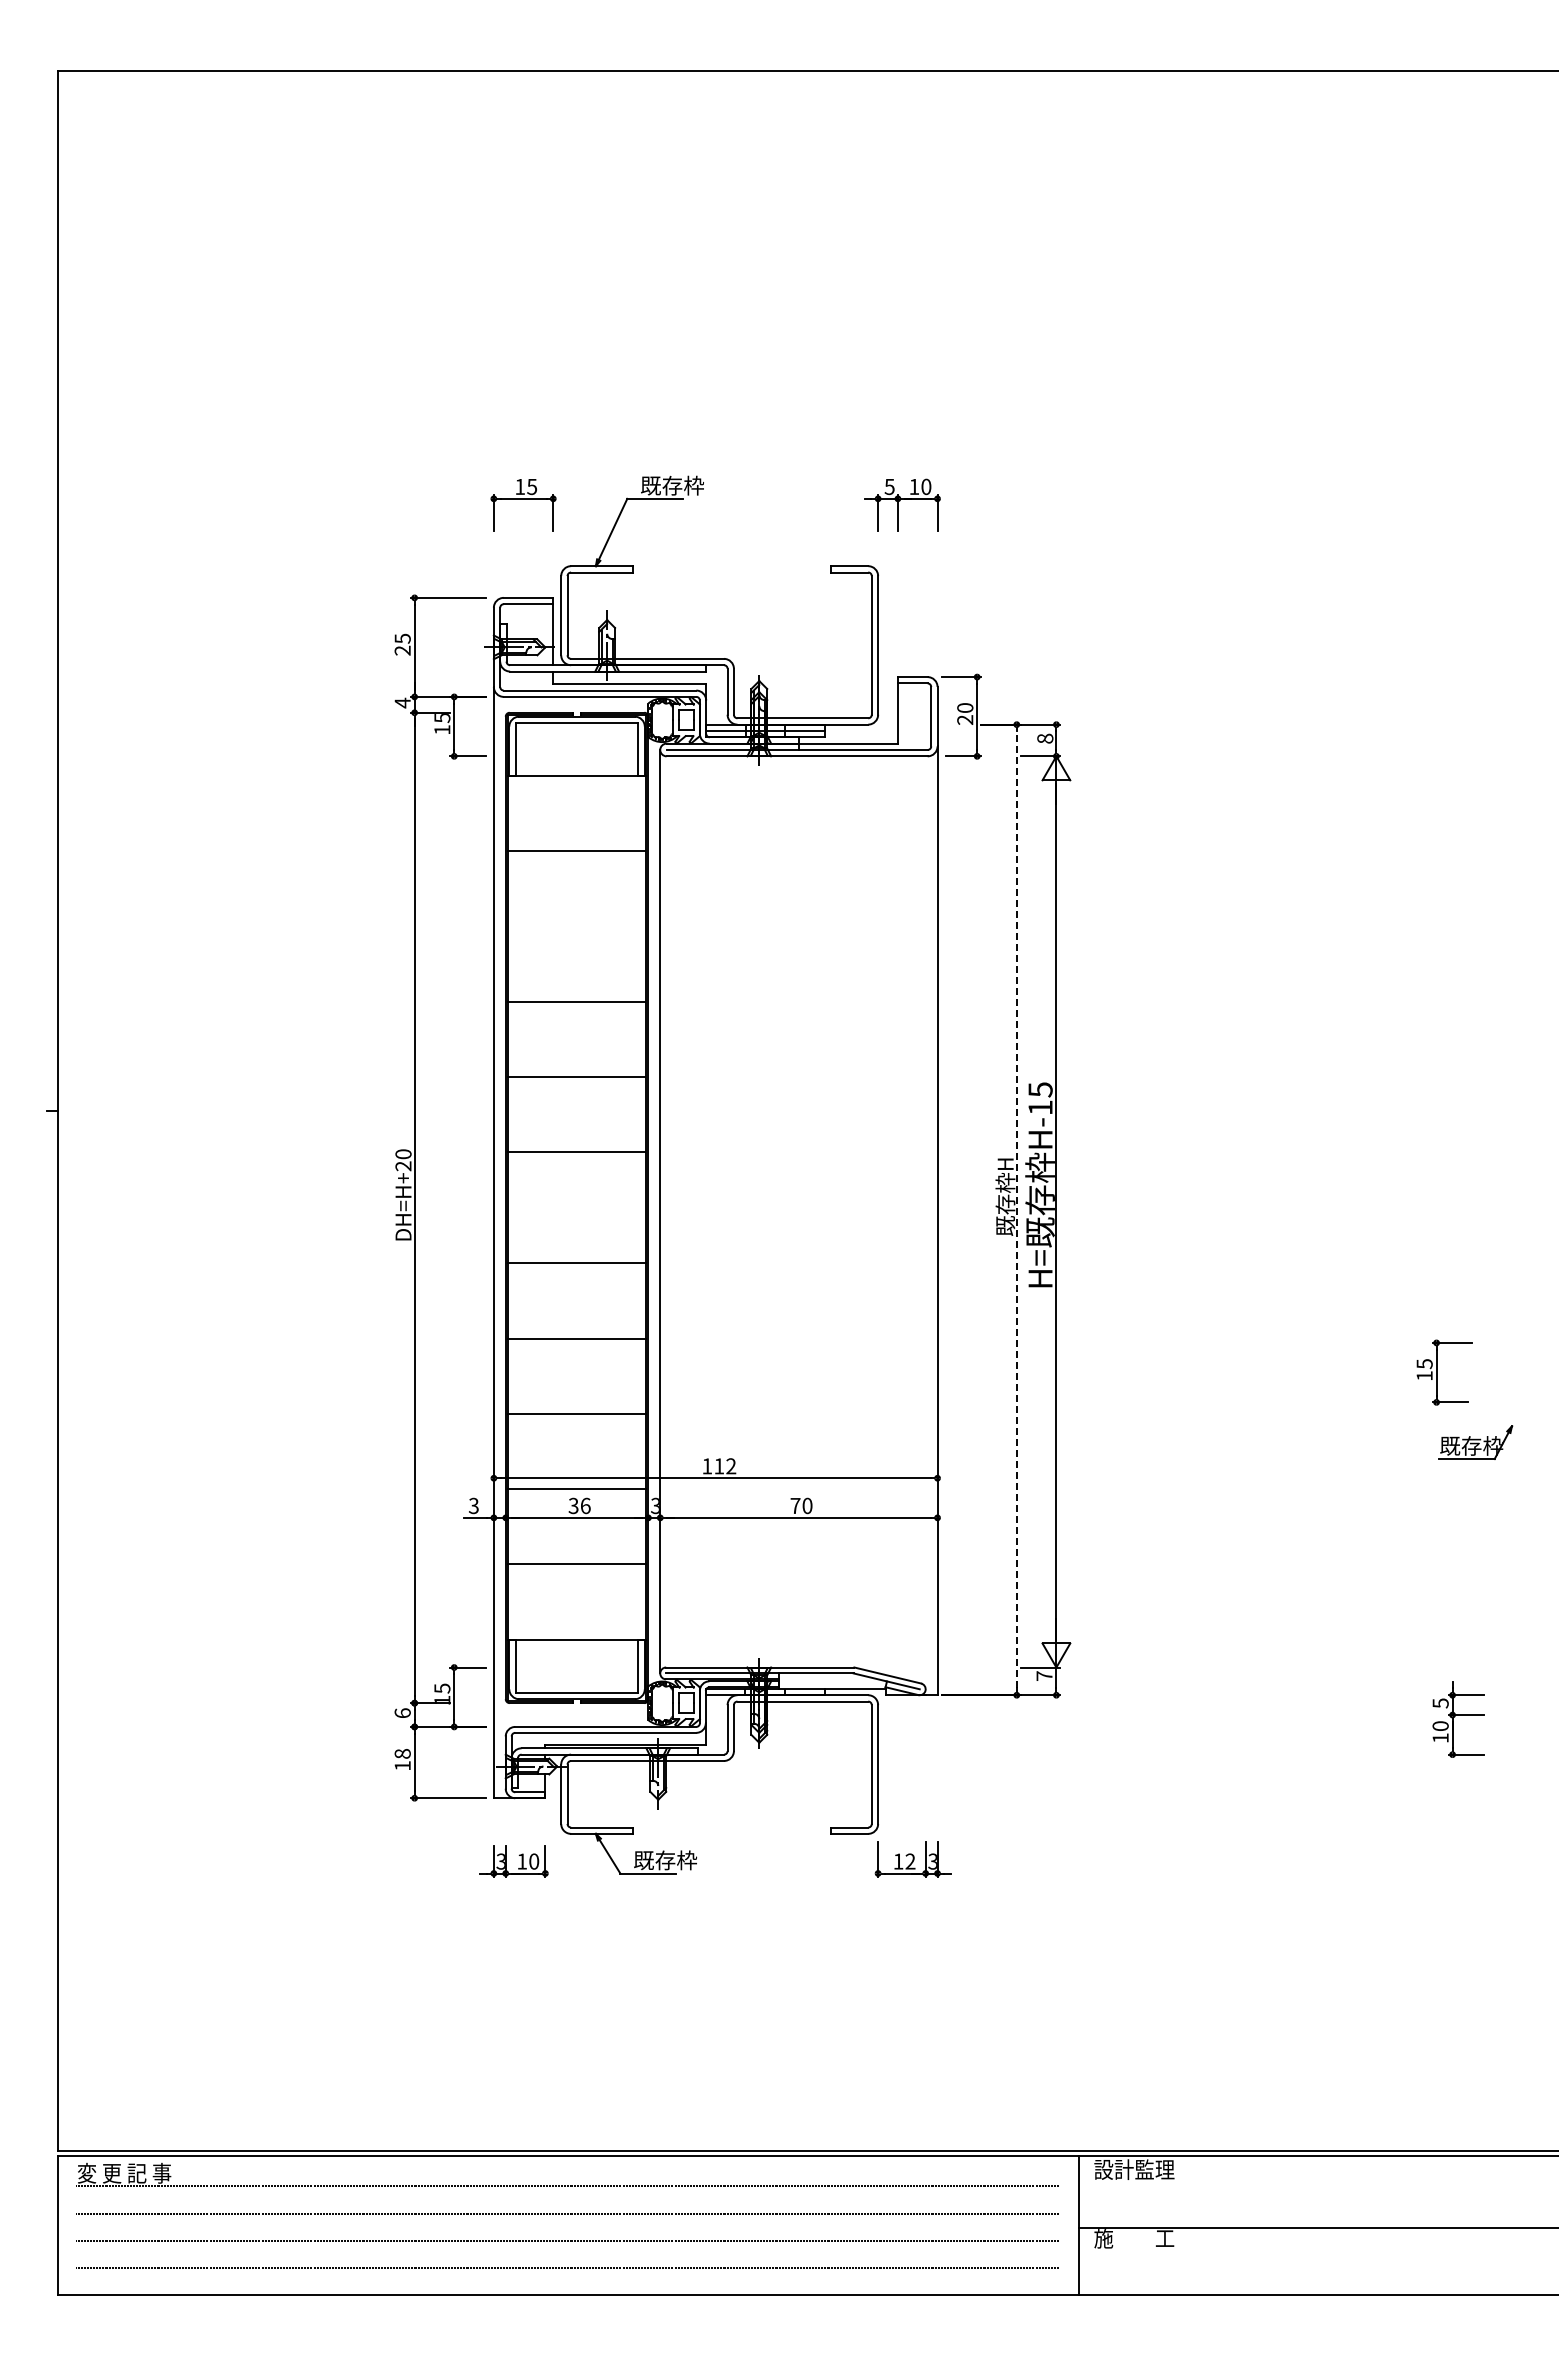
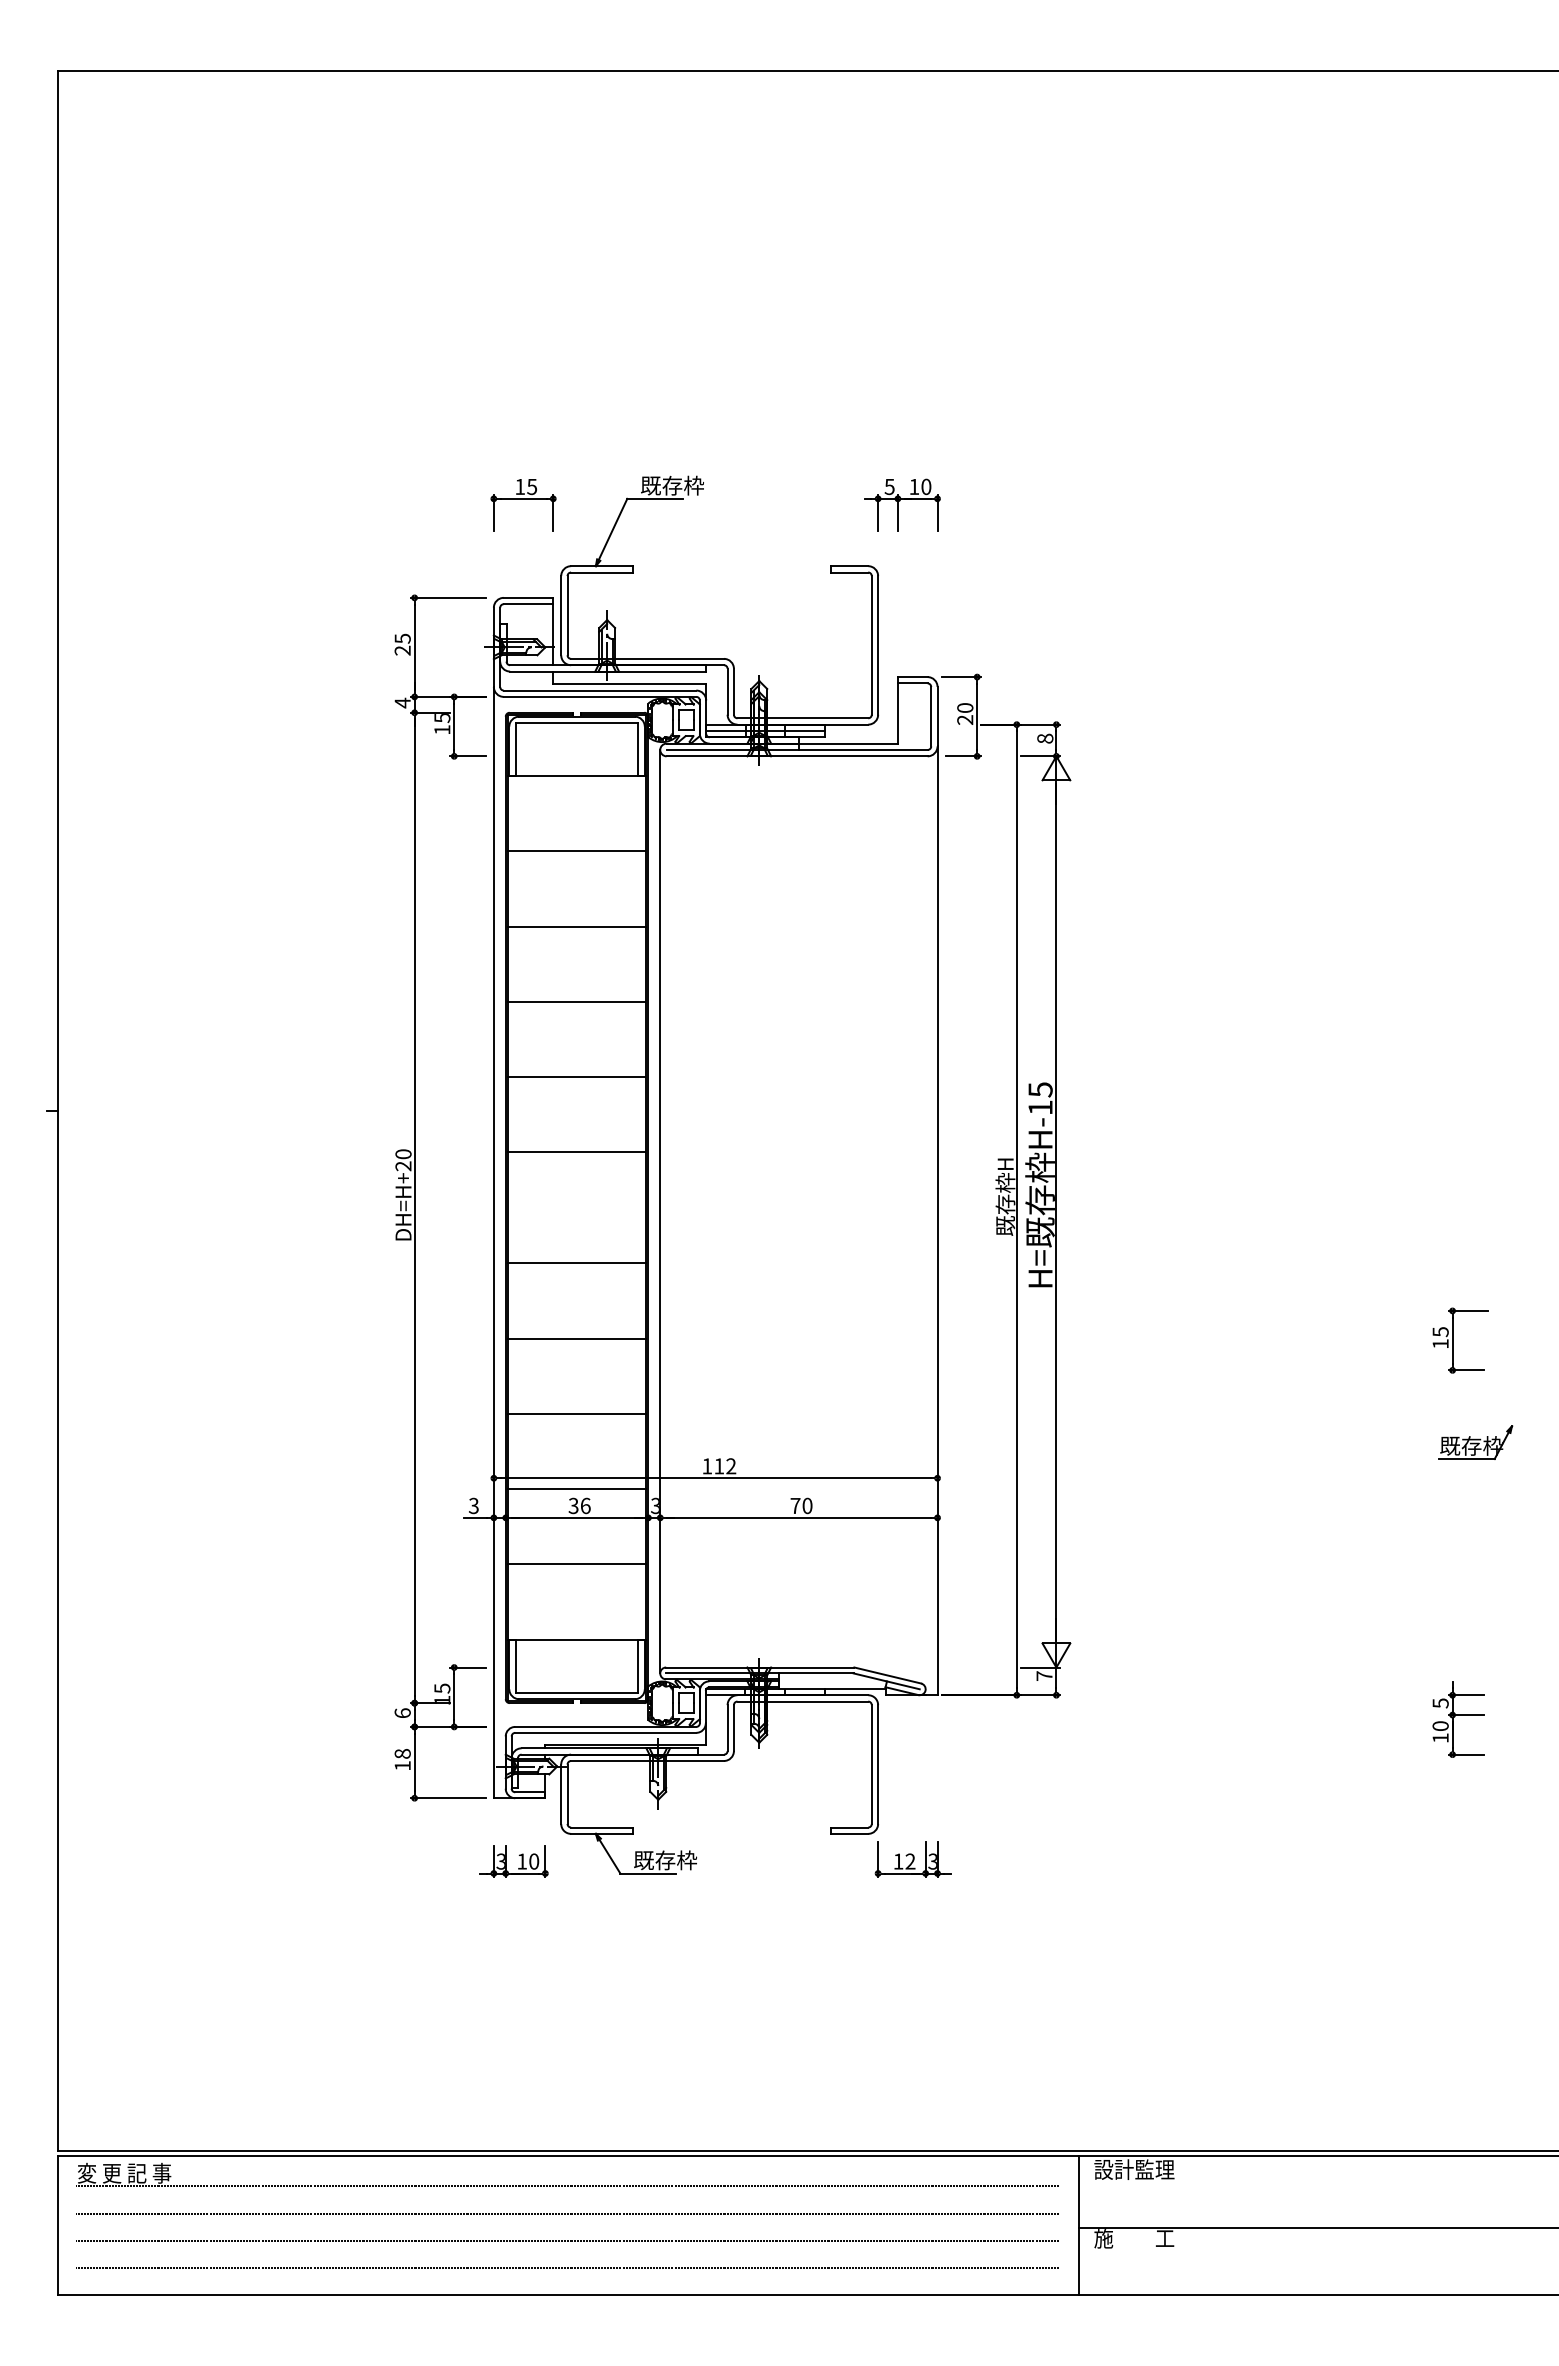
line: none -> present (576, 926)
line: dashed -> solid (1016, 1209)
part position: (1437, 1372) -> (1453, 1340) (1453, 1340)
